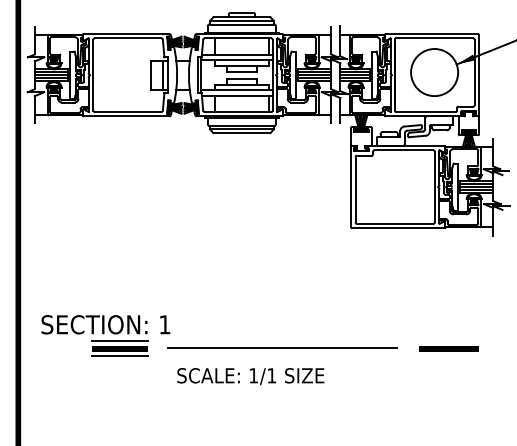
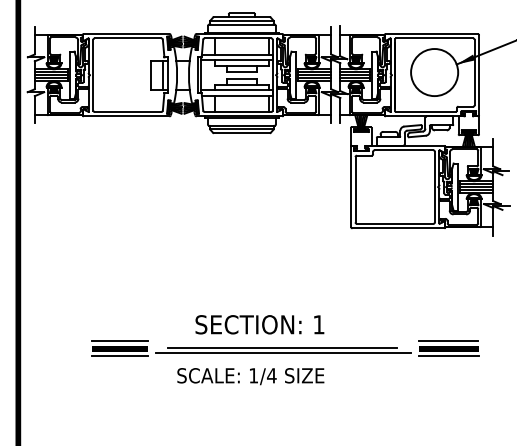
text position: (105, 324) -> (259, 324) (259, 324)
line: none -> present (448, 341)
line: none -> present (283, 353)
line: none -> present (449, 356)
text: 1/1 -> 1/4 (271, 375)
